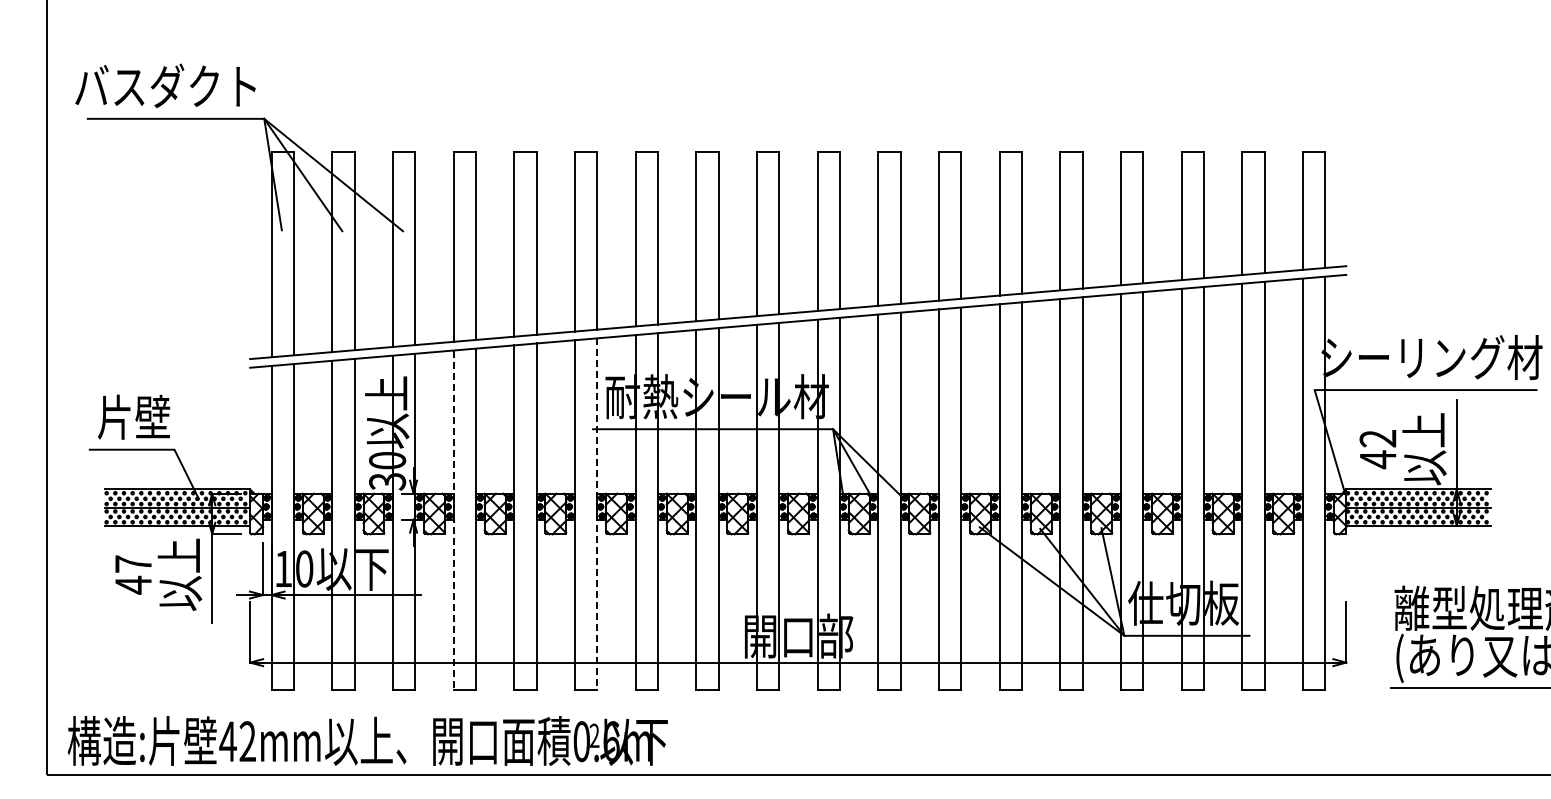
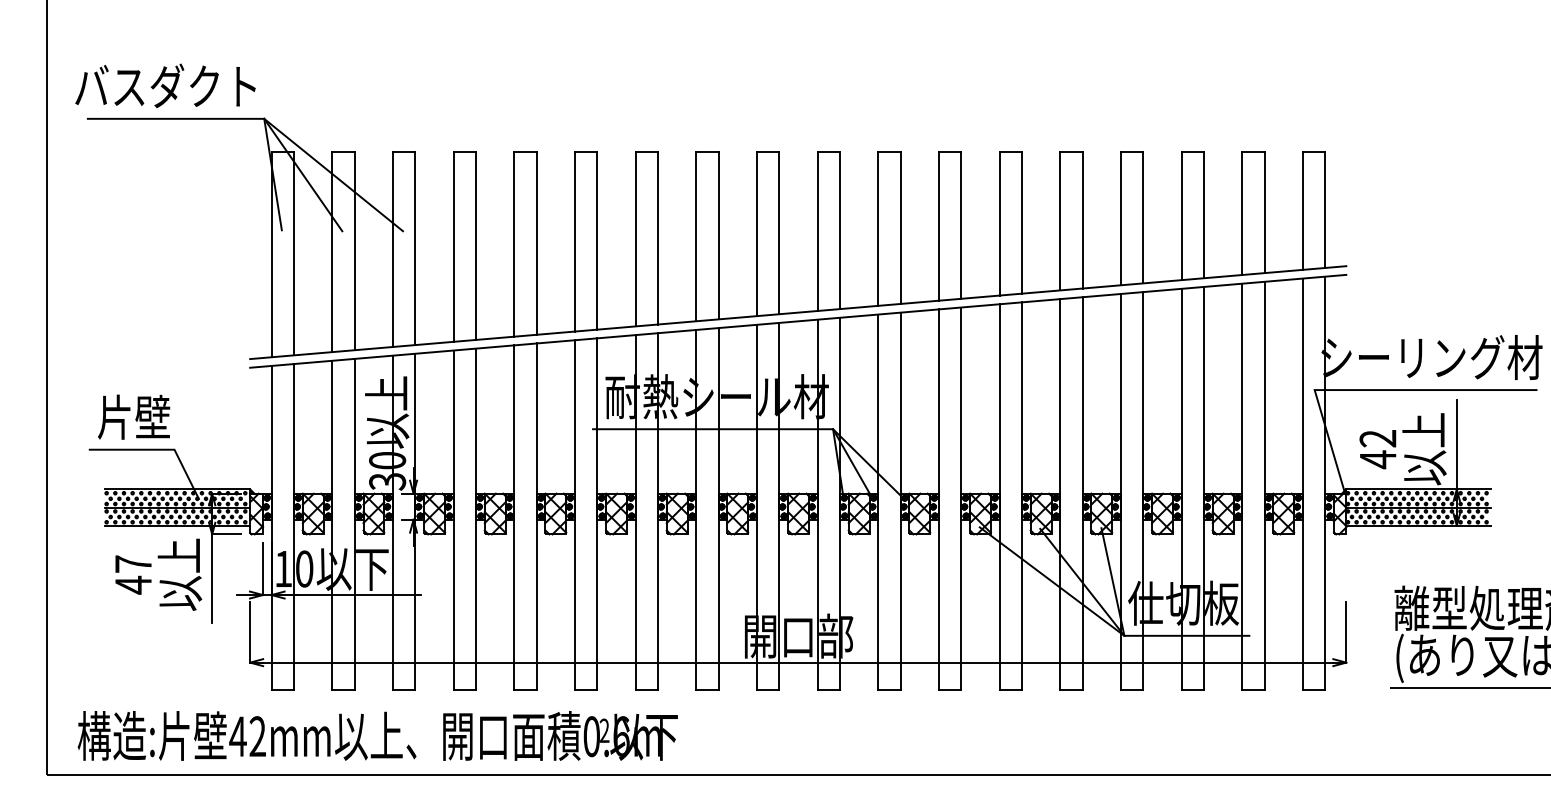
line: dashed -> solid (597, 513)
line: dashed -> solid (453, 520)
text position: (367, 740) -> (377, 735) (377, 735)
